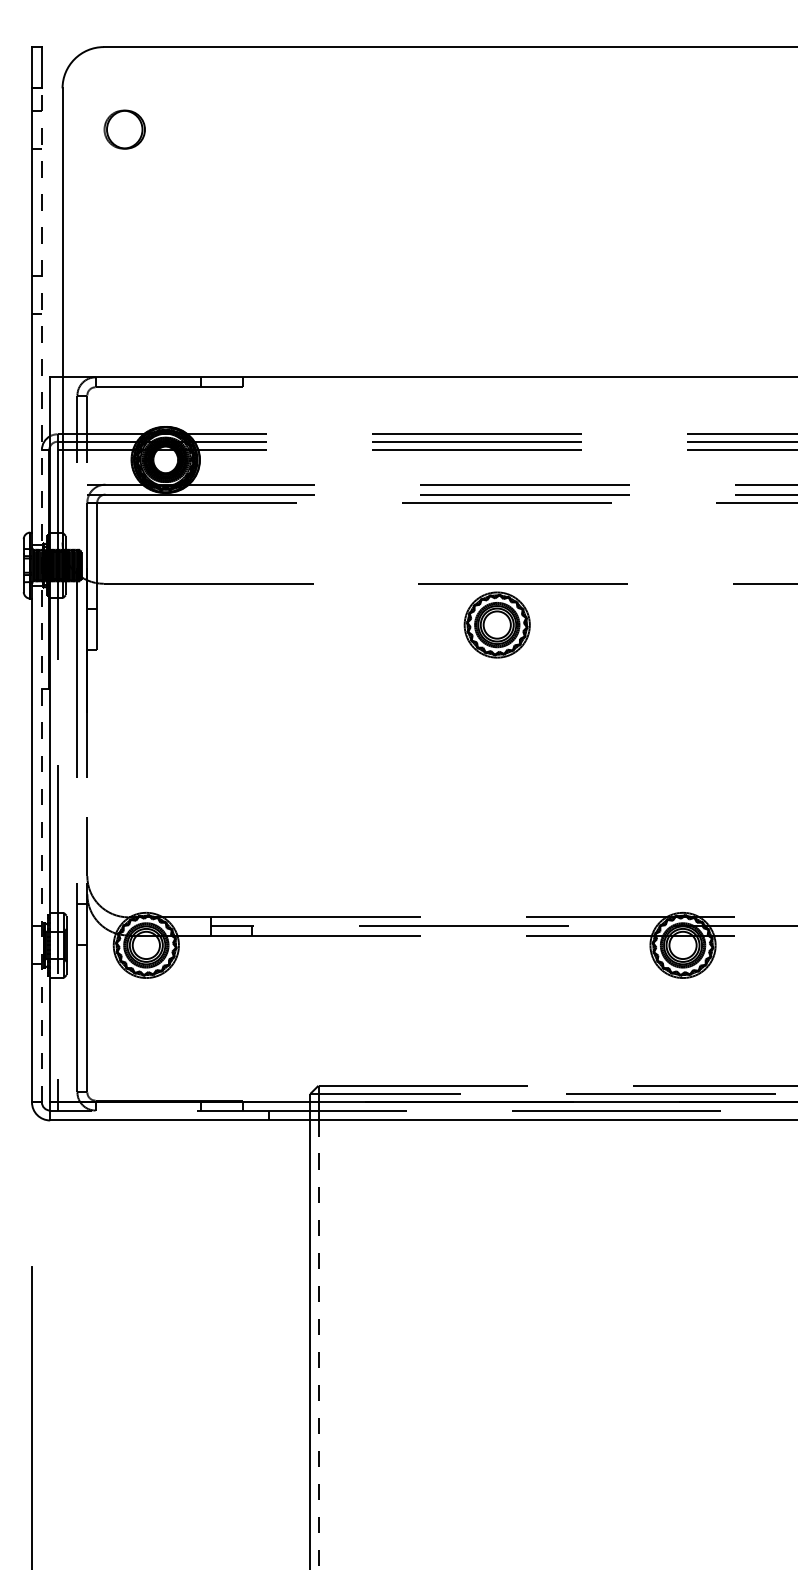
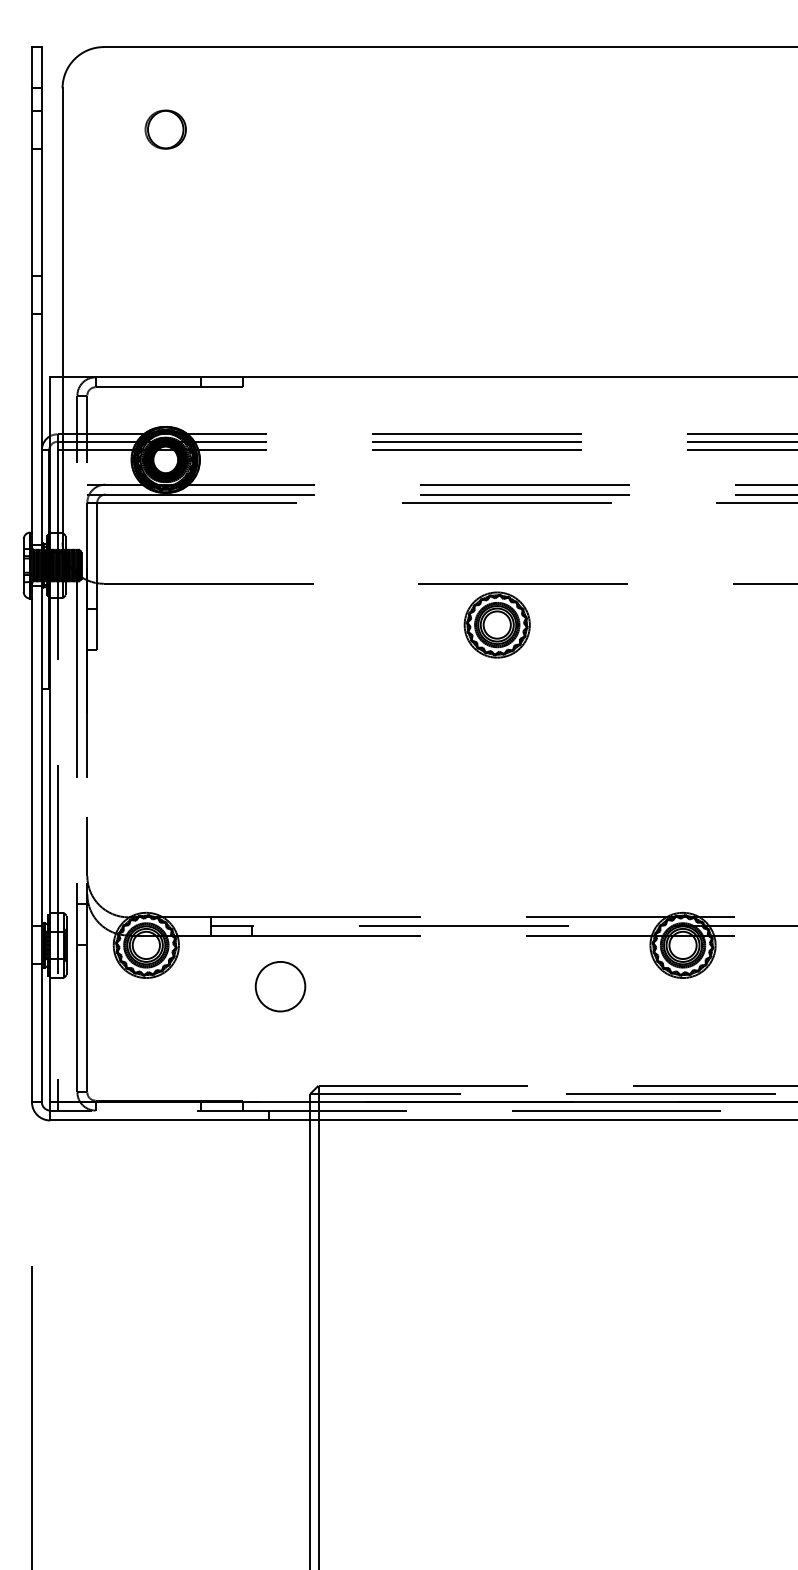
part position: (124, 129) -> (165, 129) (165, 129)
line: dashed -> solid (41, 595)
circle: none -> present (280, 986)
line: dashed -> solid (318, 1345)
